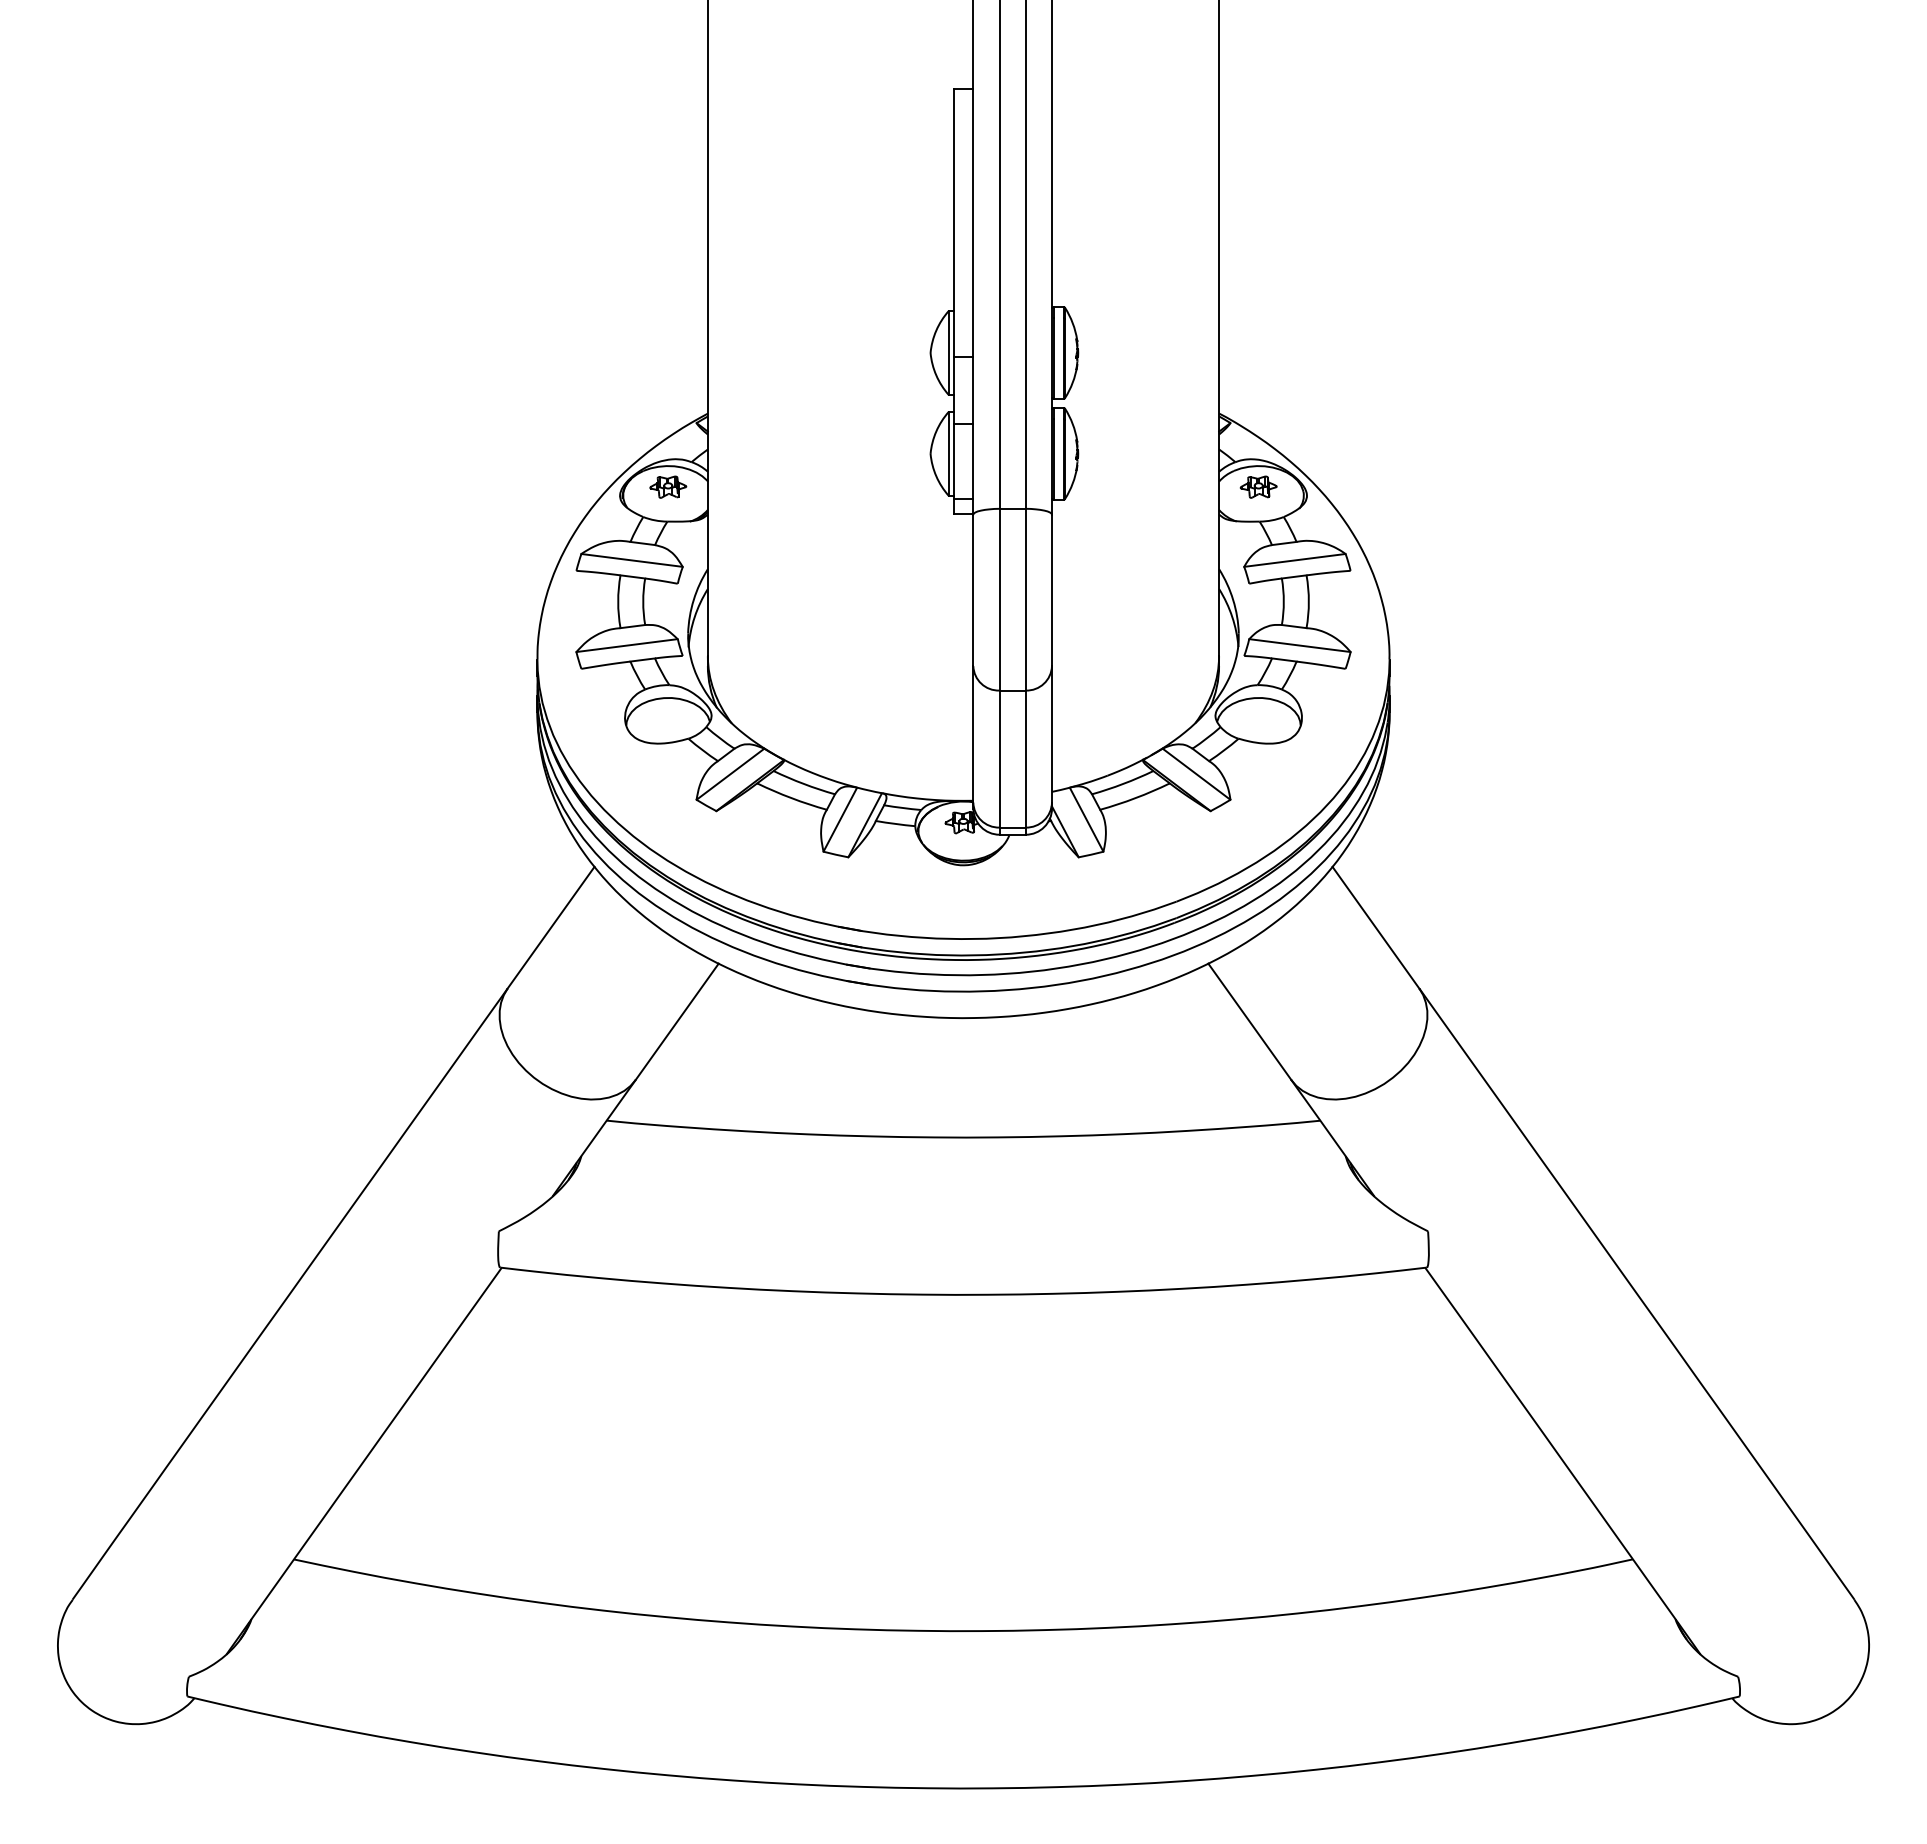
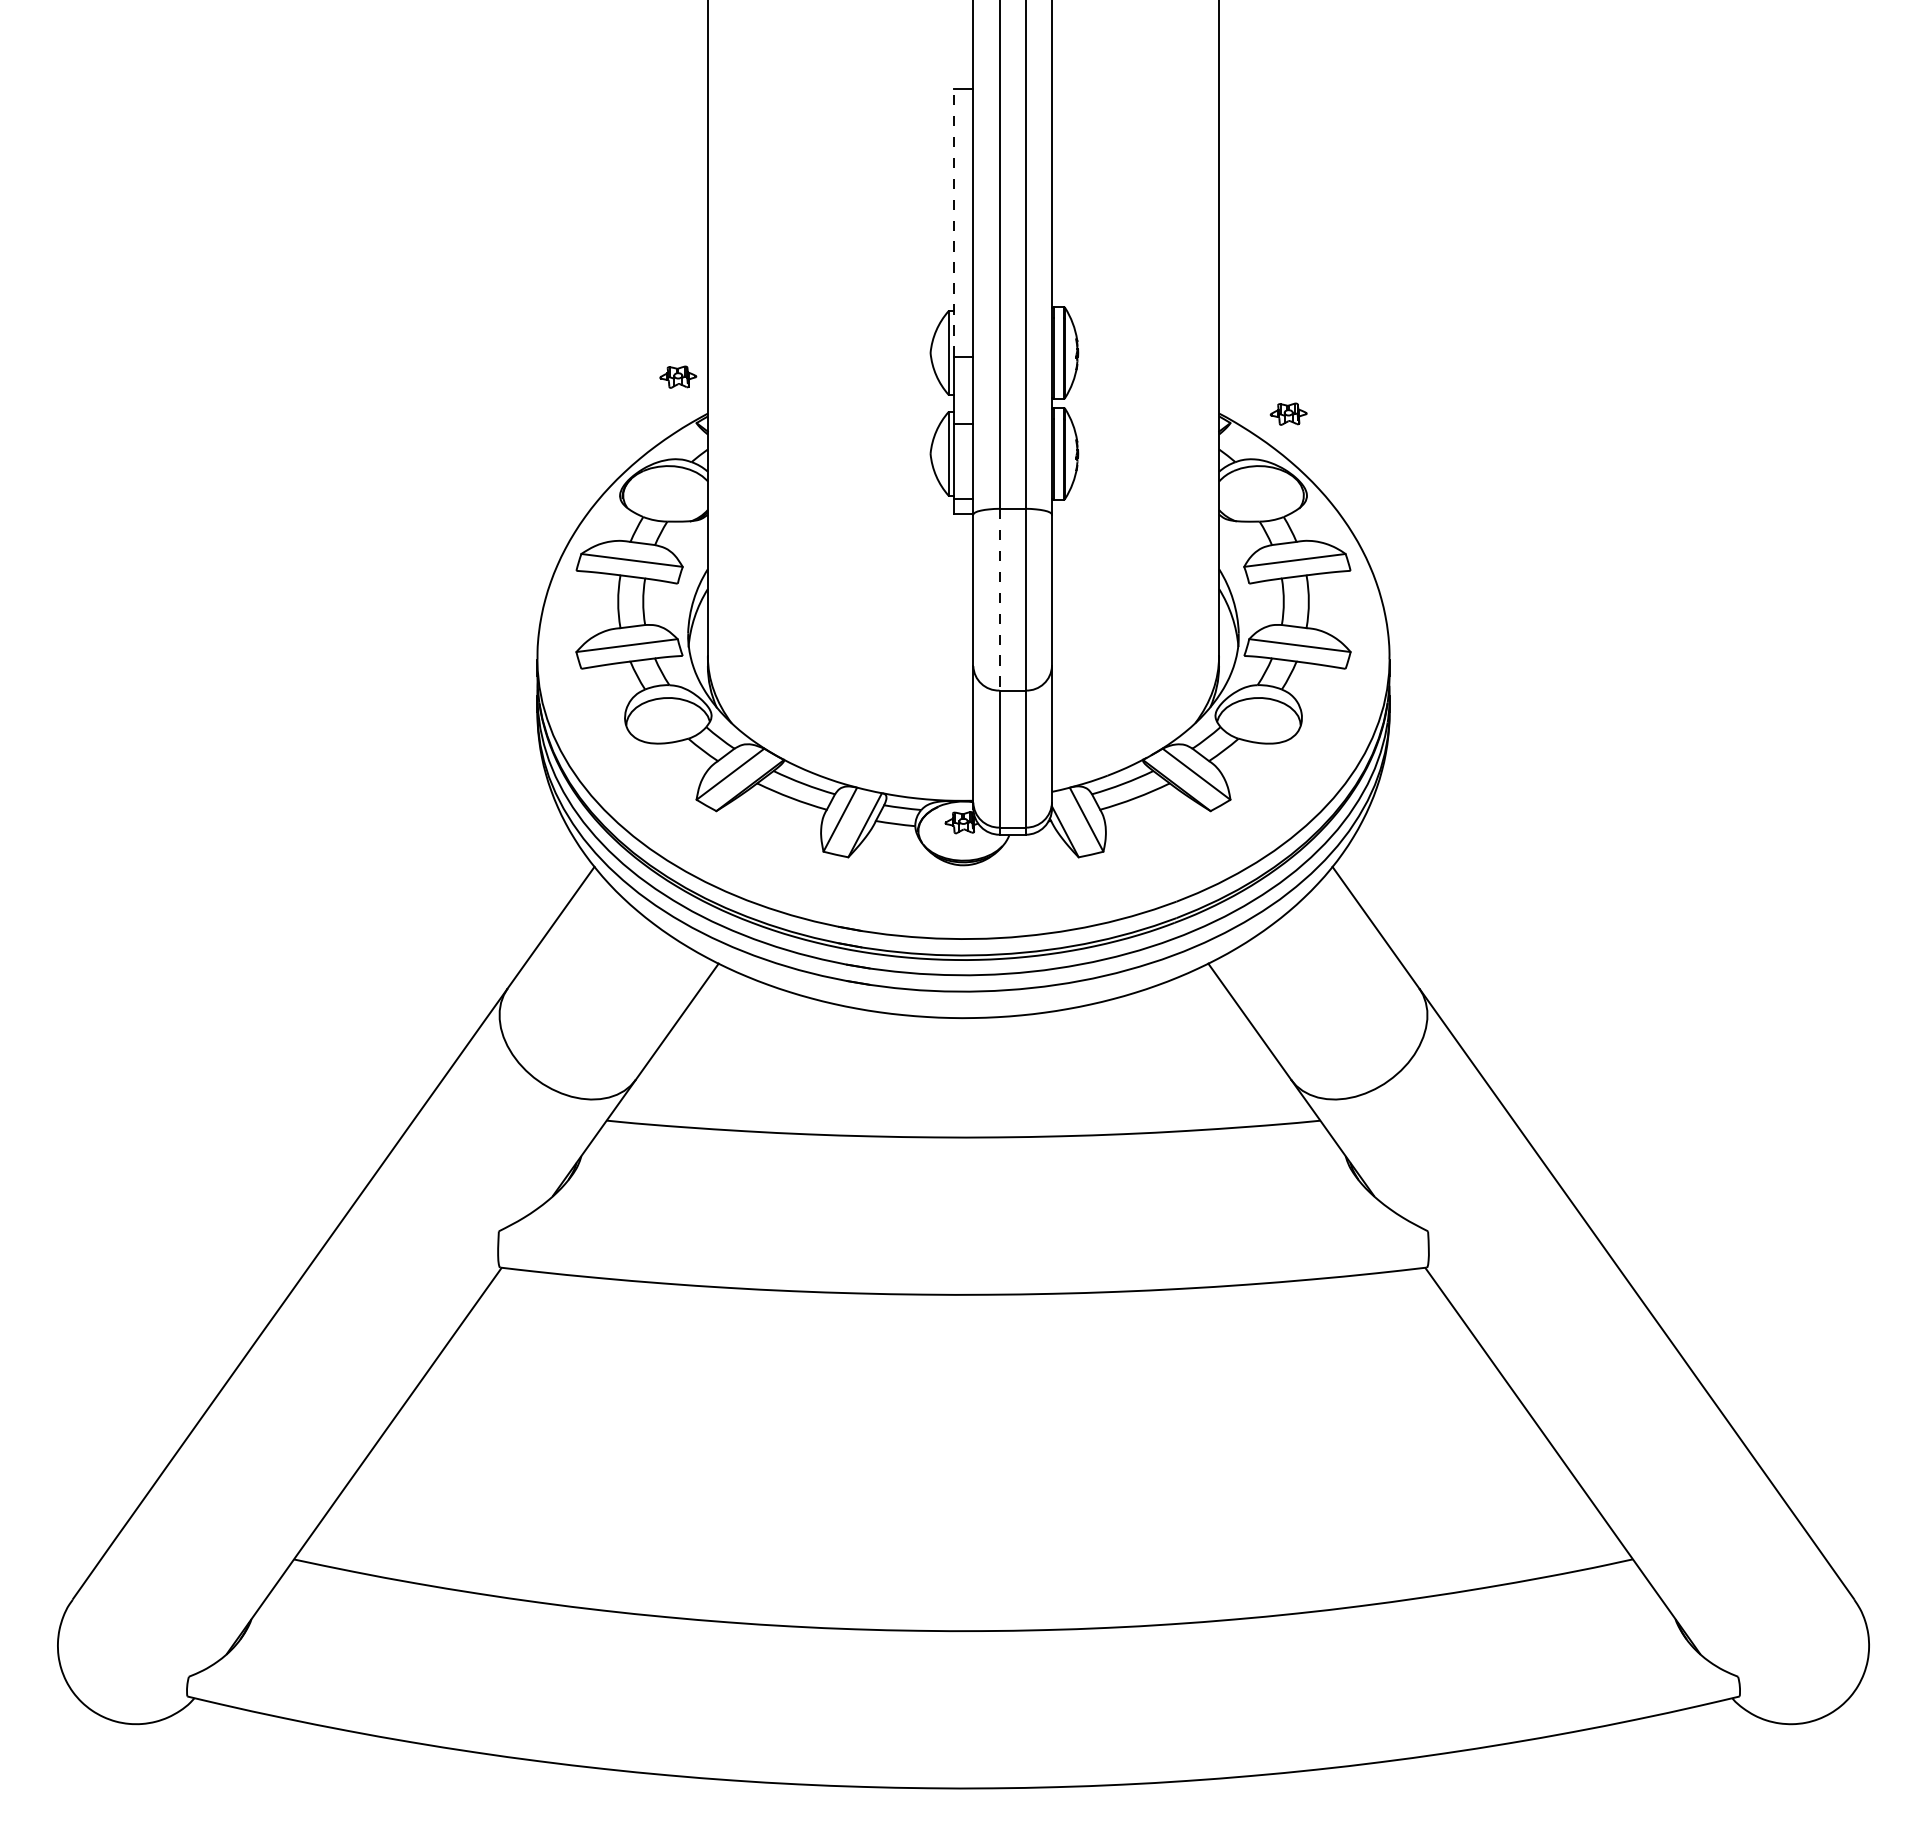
line: solid -> dashed (953, 222)
part position: (668, 486) -> (678, 376) (678, 376)
part position: (1258, 486) -> (1288, 413) (1288, 413)
line: solid -> dashed (999, 599)
